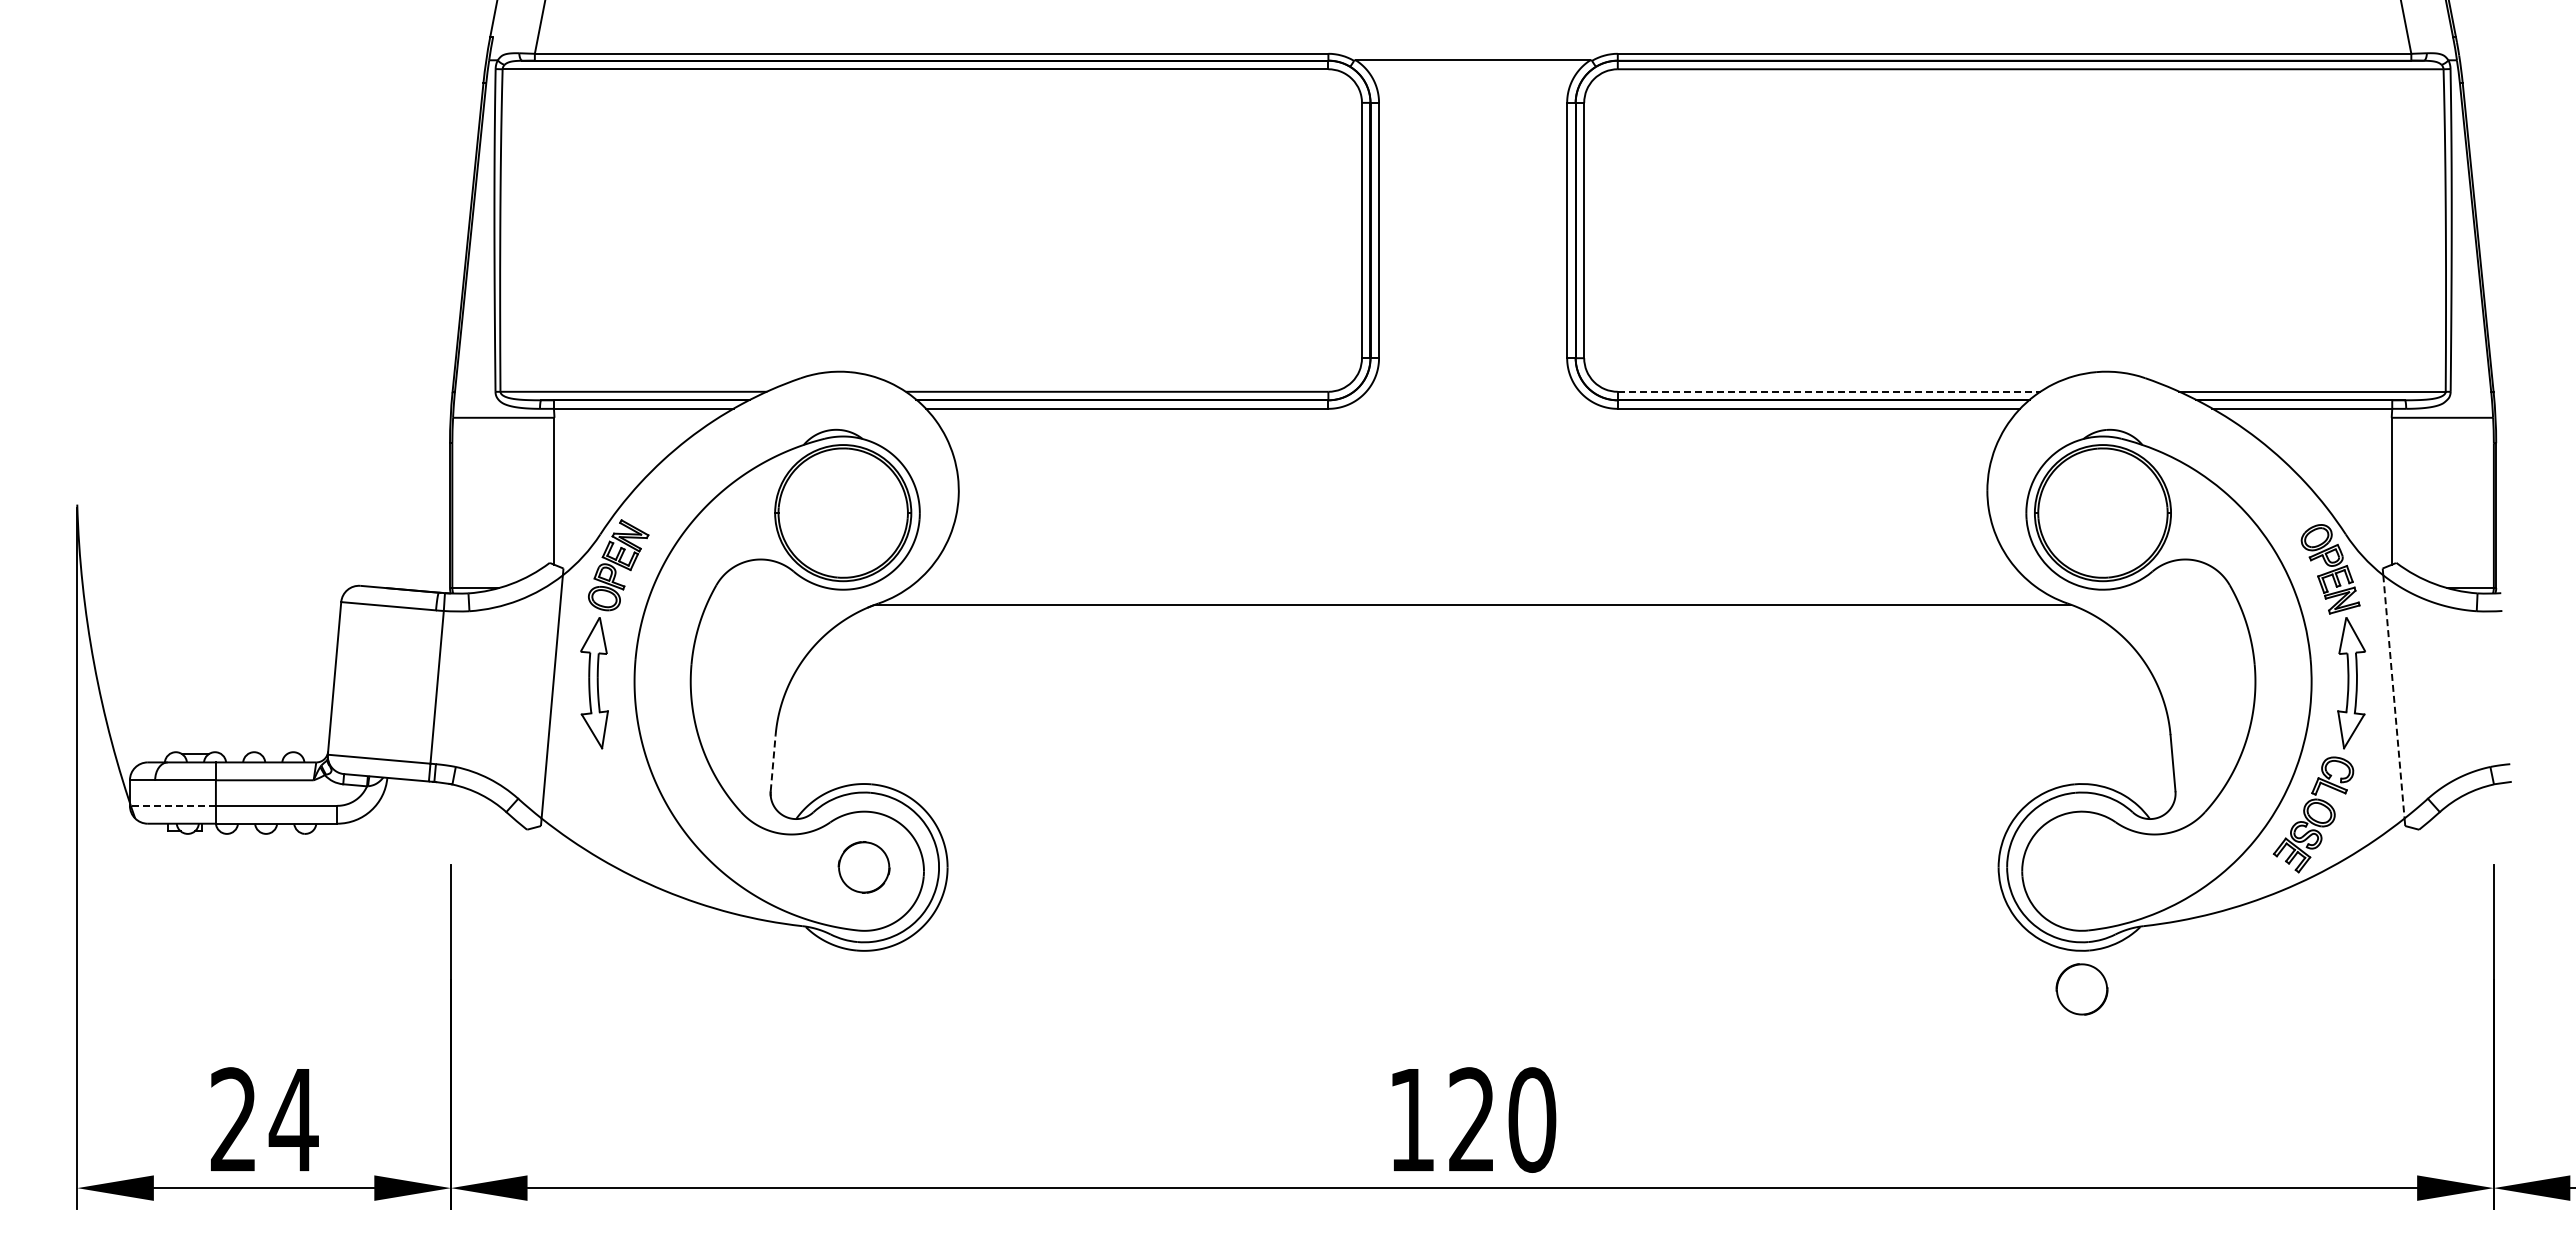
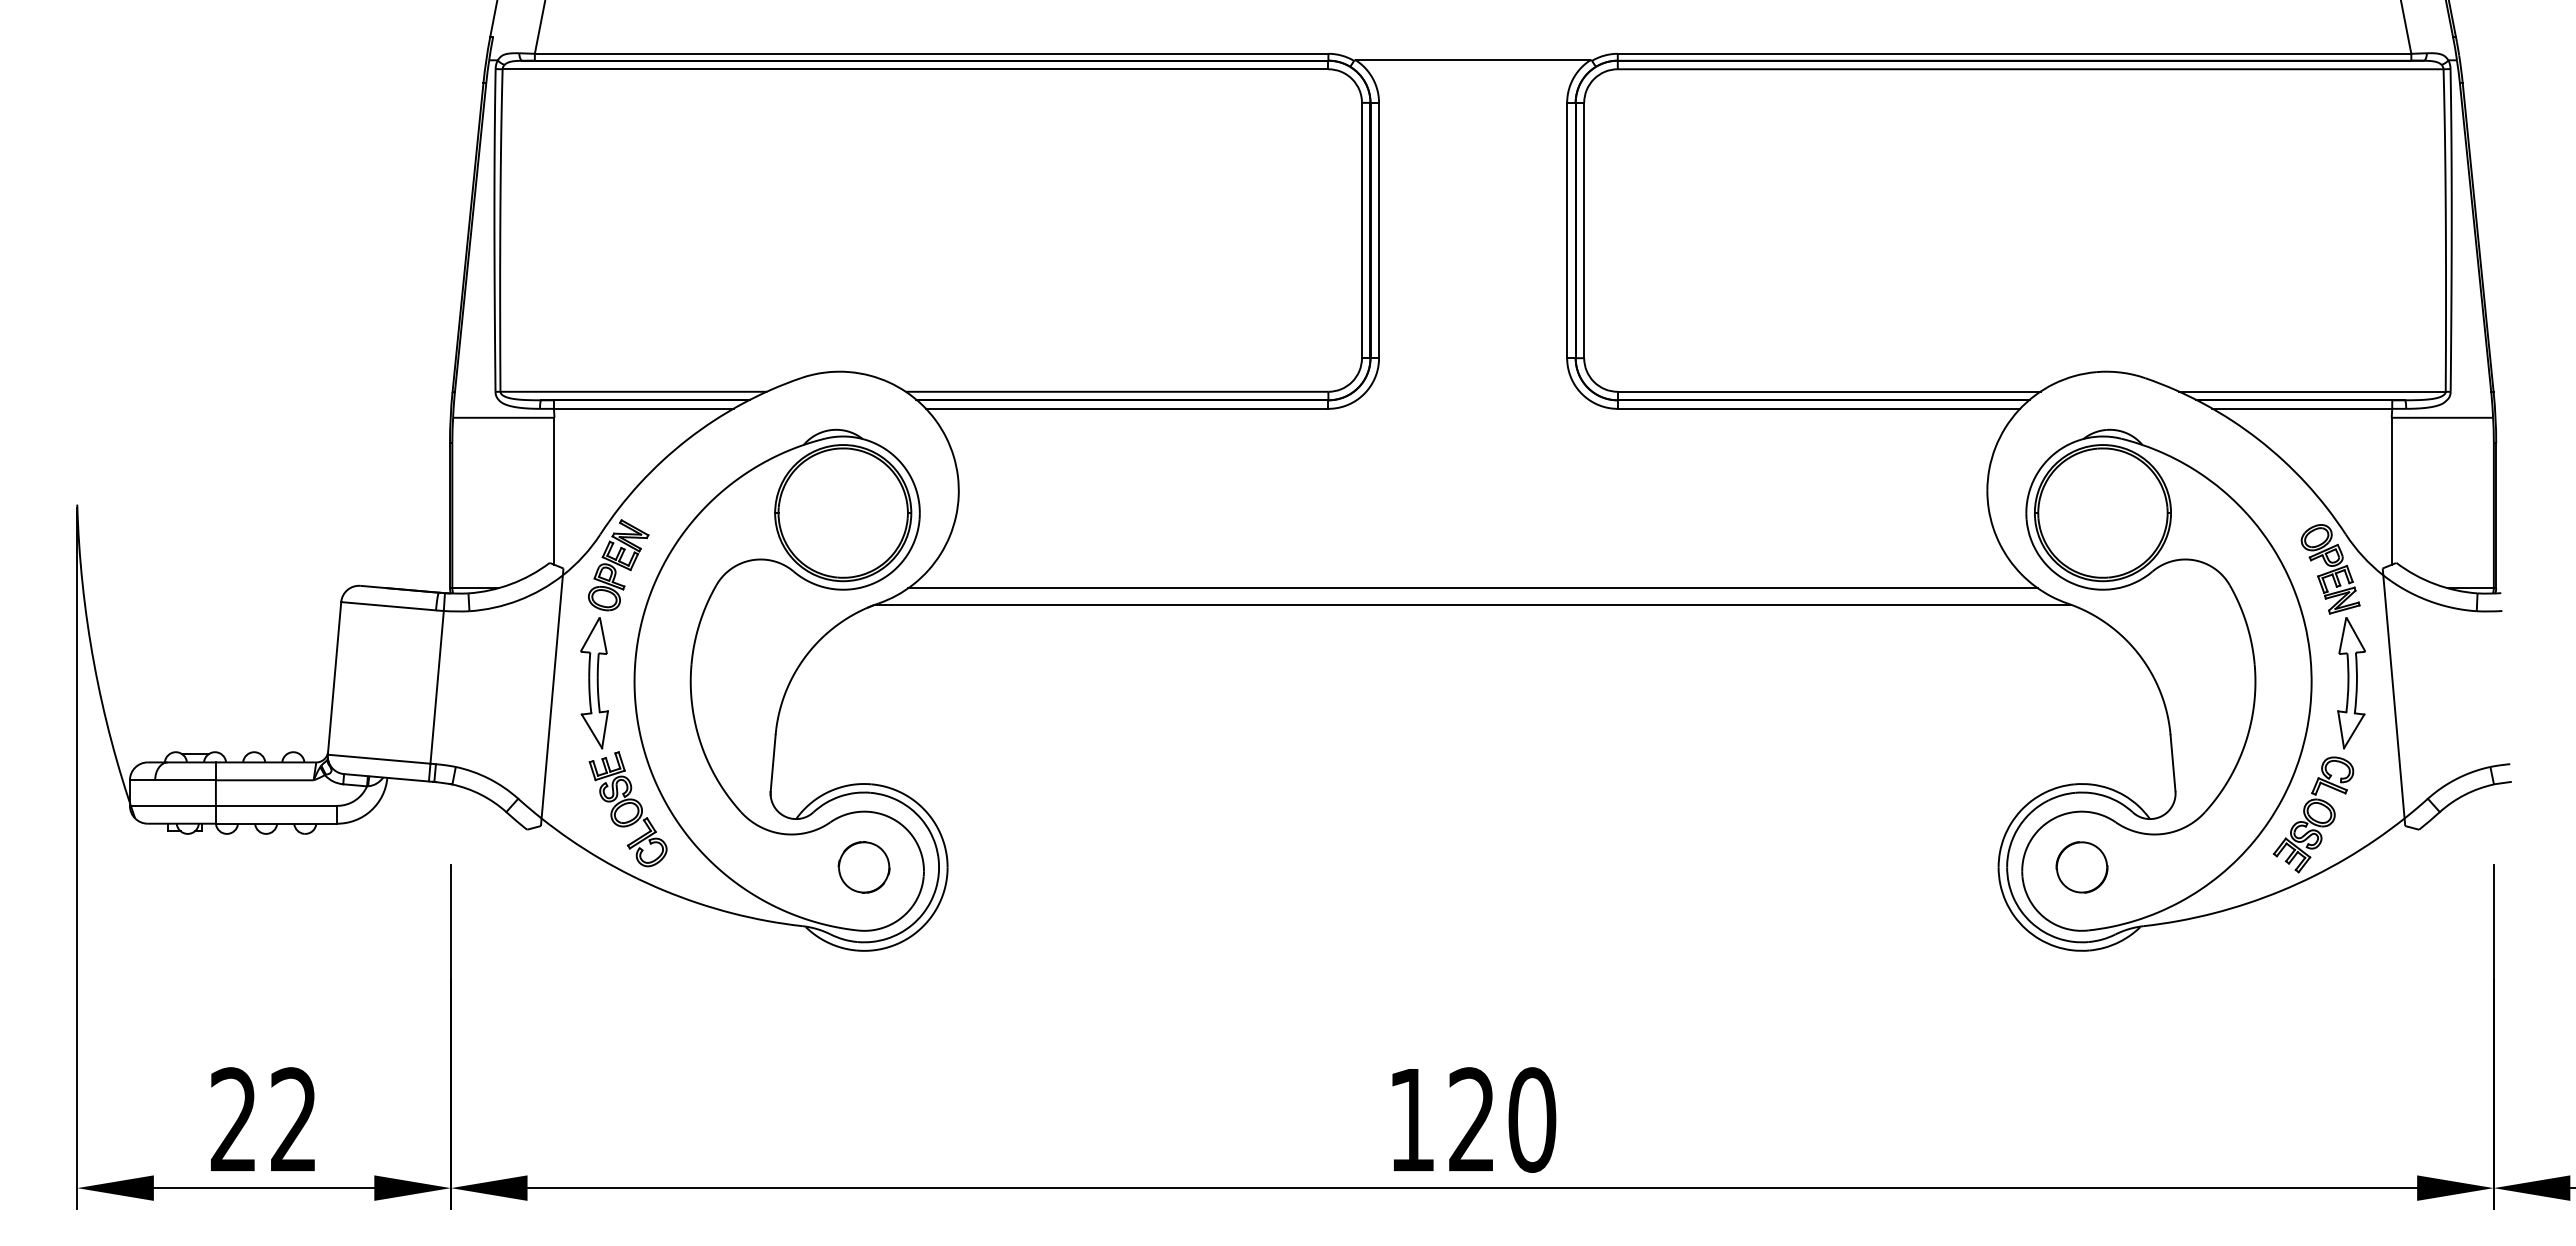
line: dashed -> solid (1829, 391)
line: none -> present (1472, 588)
line: dashed -> solid (2393, 697)
line: dashed -> solid (773, 762)
line: dashed -> solid (172, 805)
part: none -> present (627, 809)
part position: (2081, 989) -> (2081, 867) (2081, 867)
text: 24 -> 22 (293, 1119)
